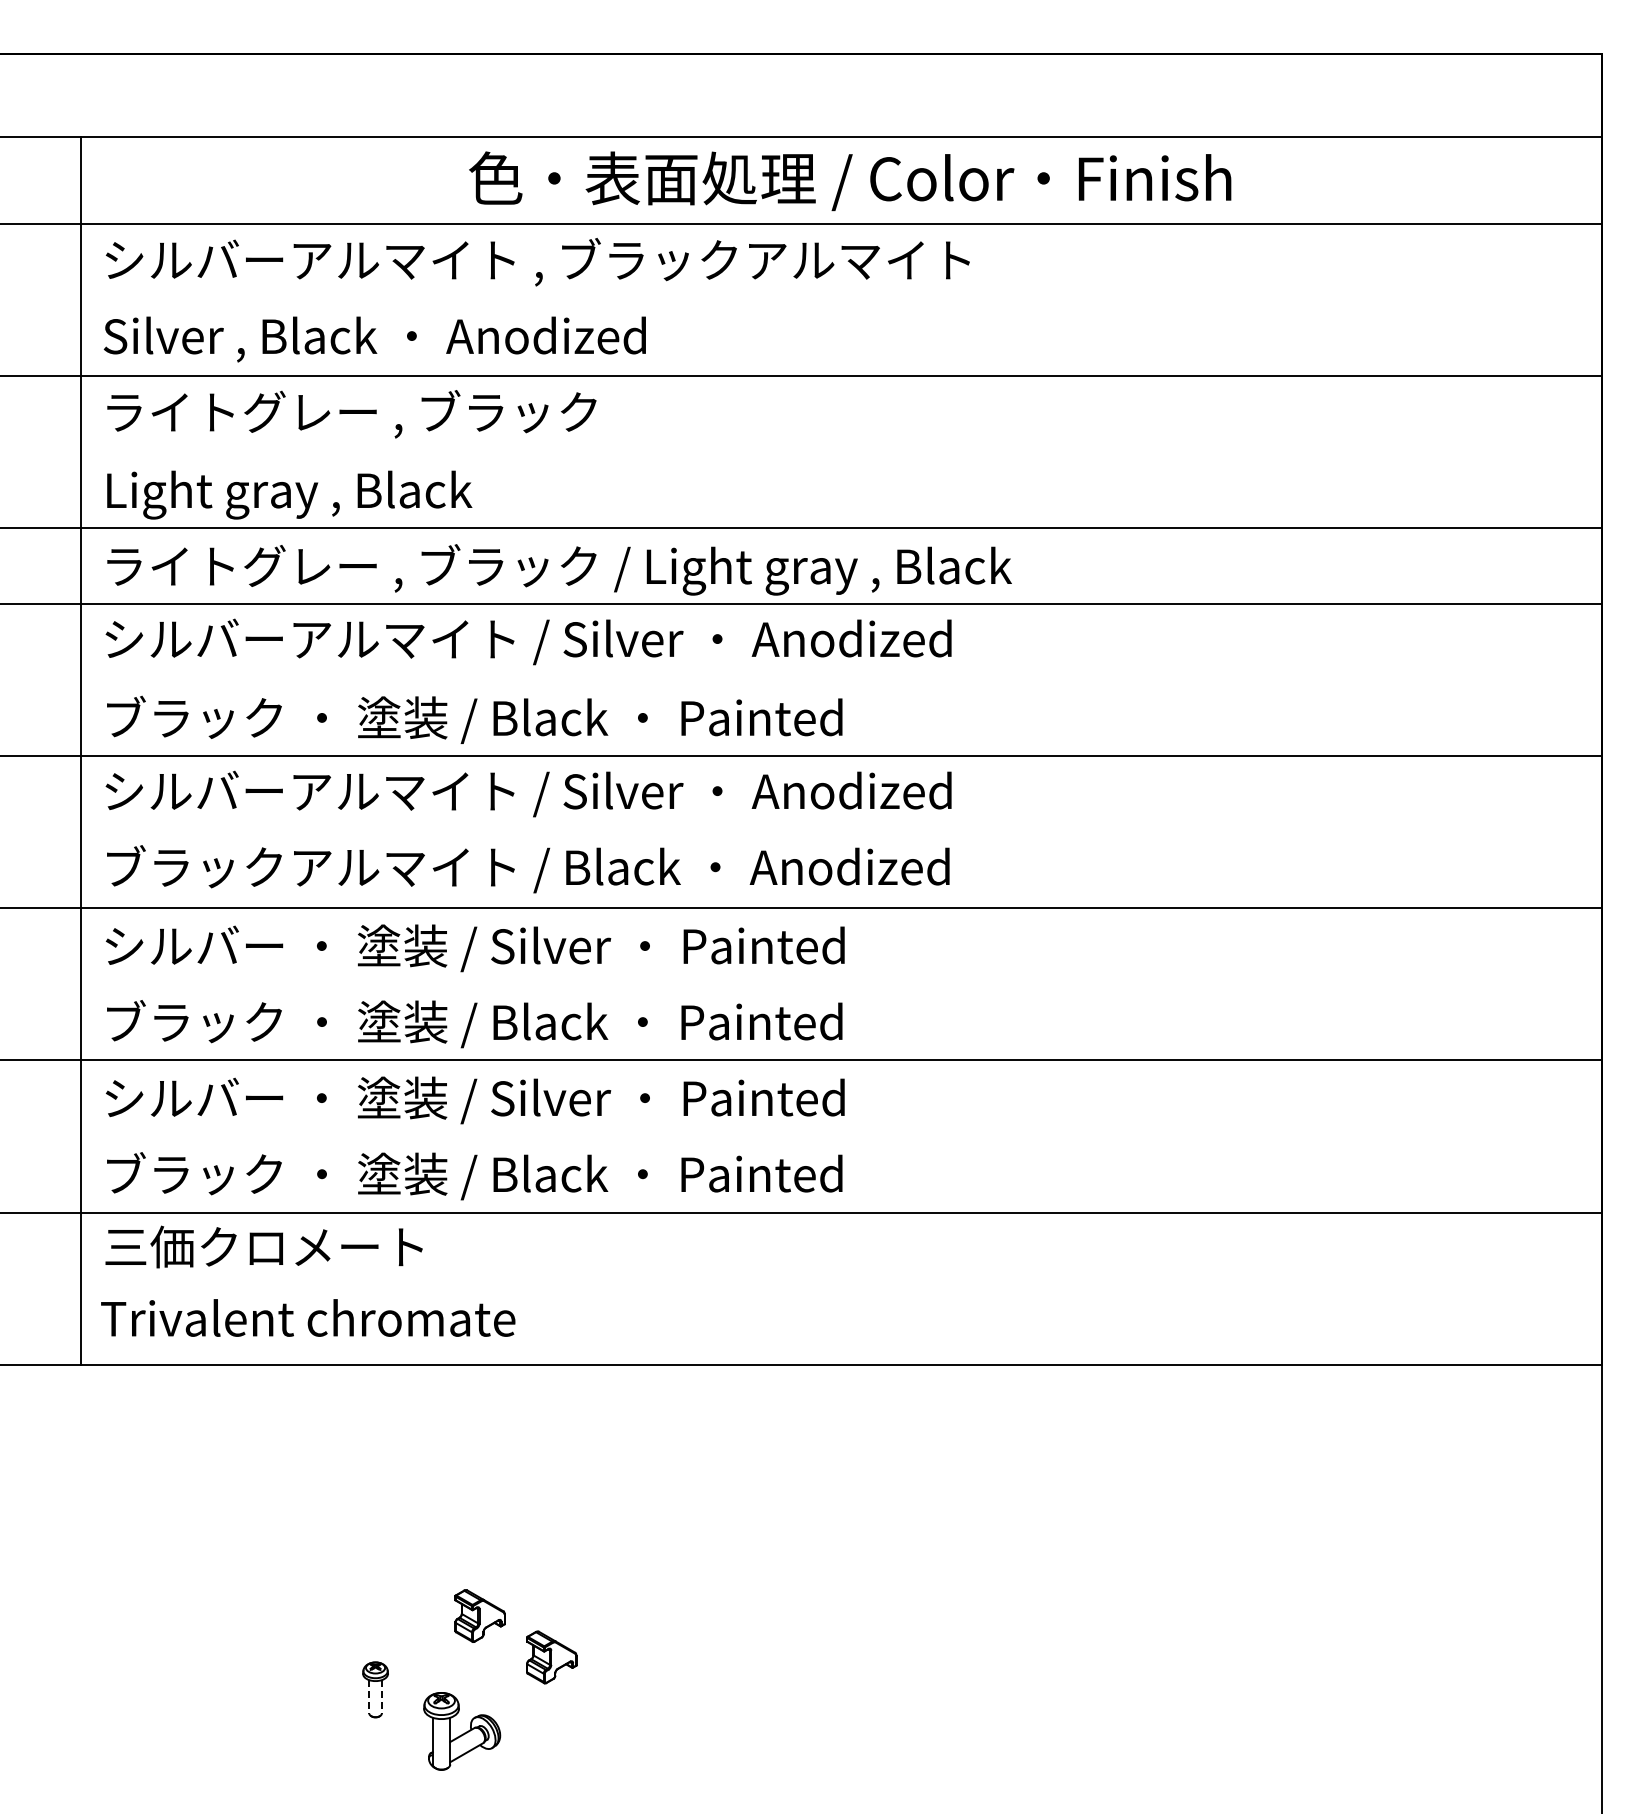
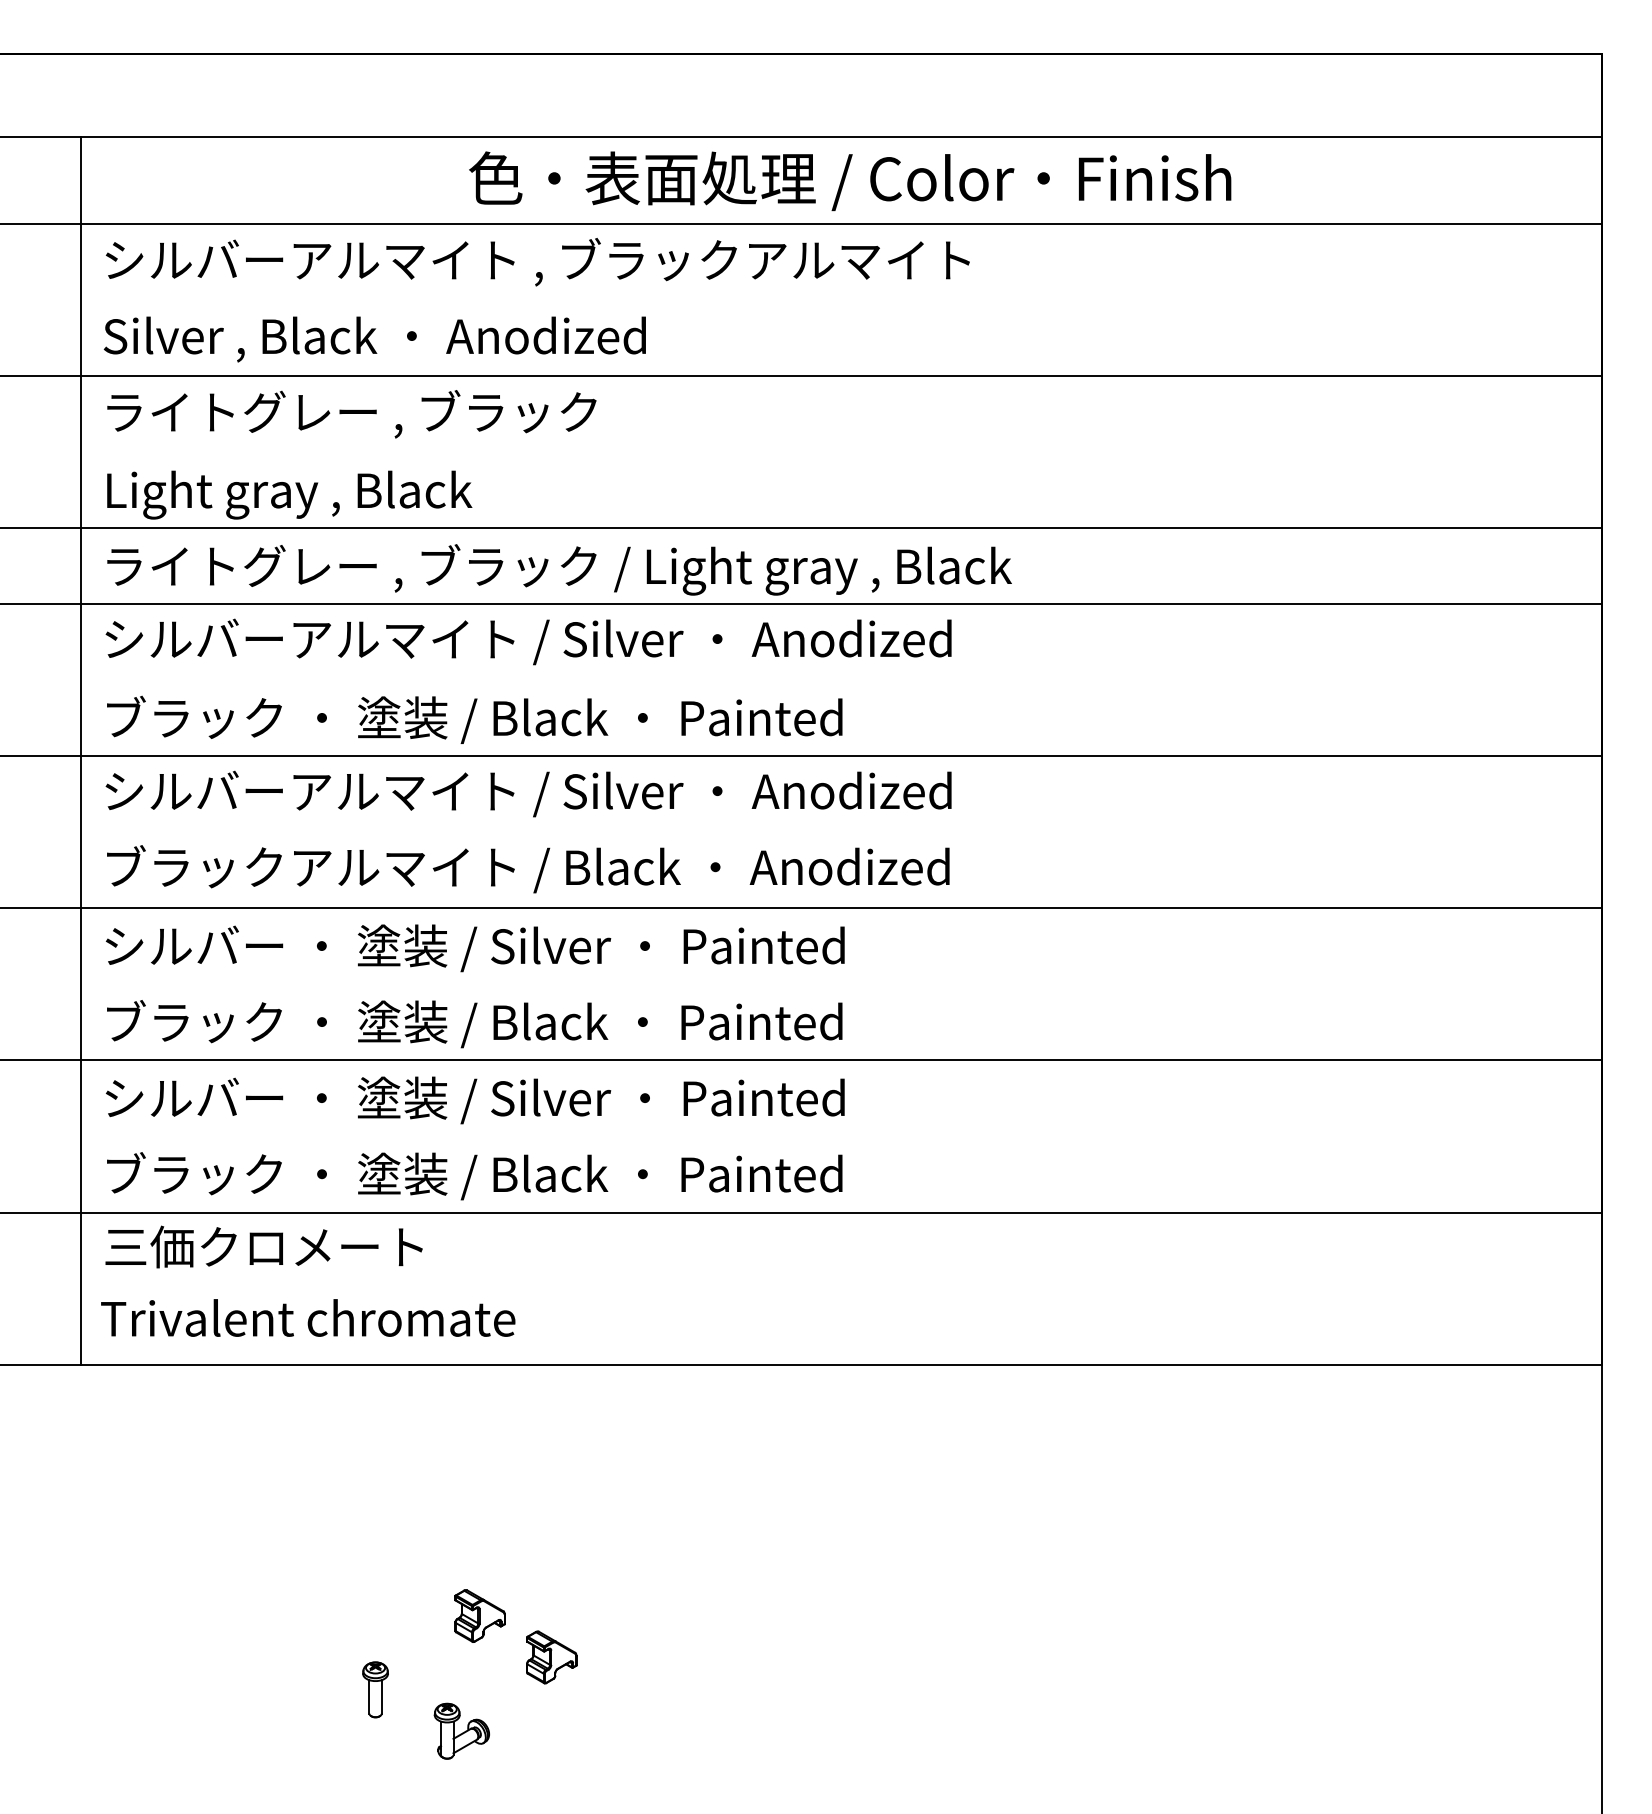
line: dashed -> solid (369, 1696)
line: dashed -> solid (381, 1696)
part size: 79x79 px -> 57x58 px (461, 1730)
